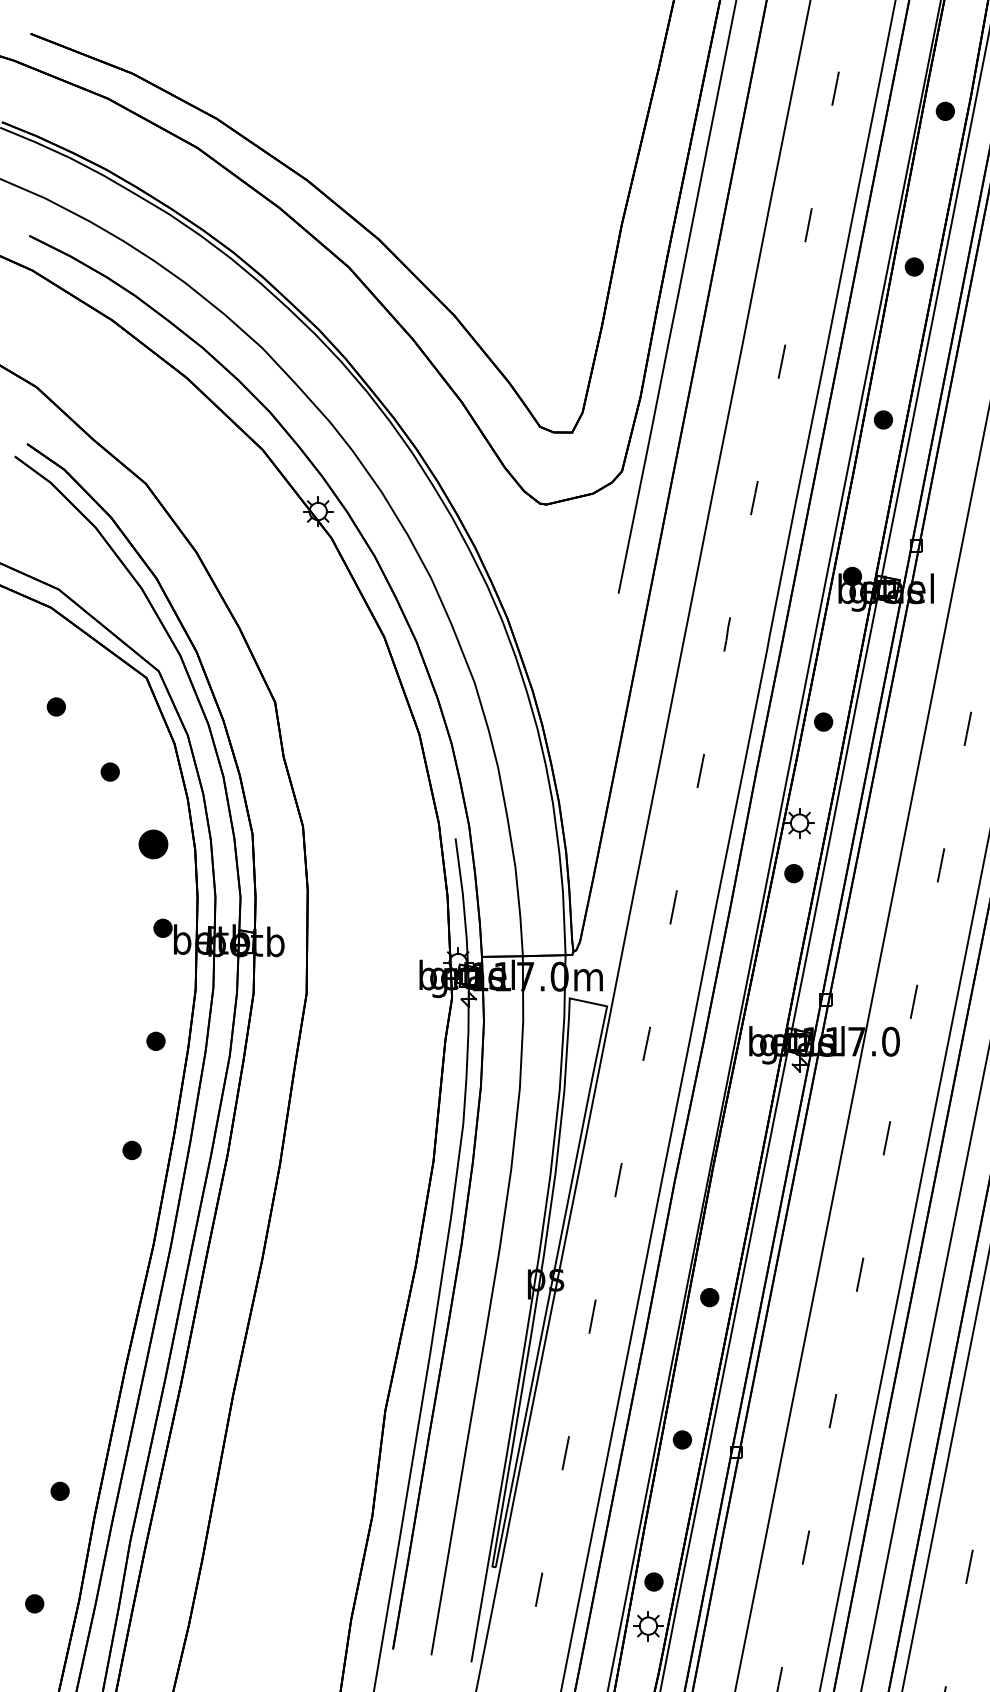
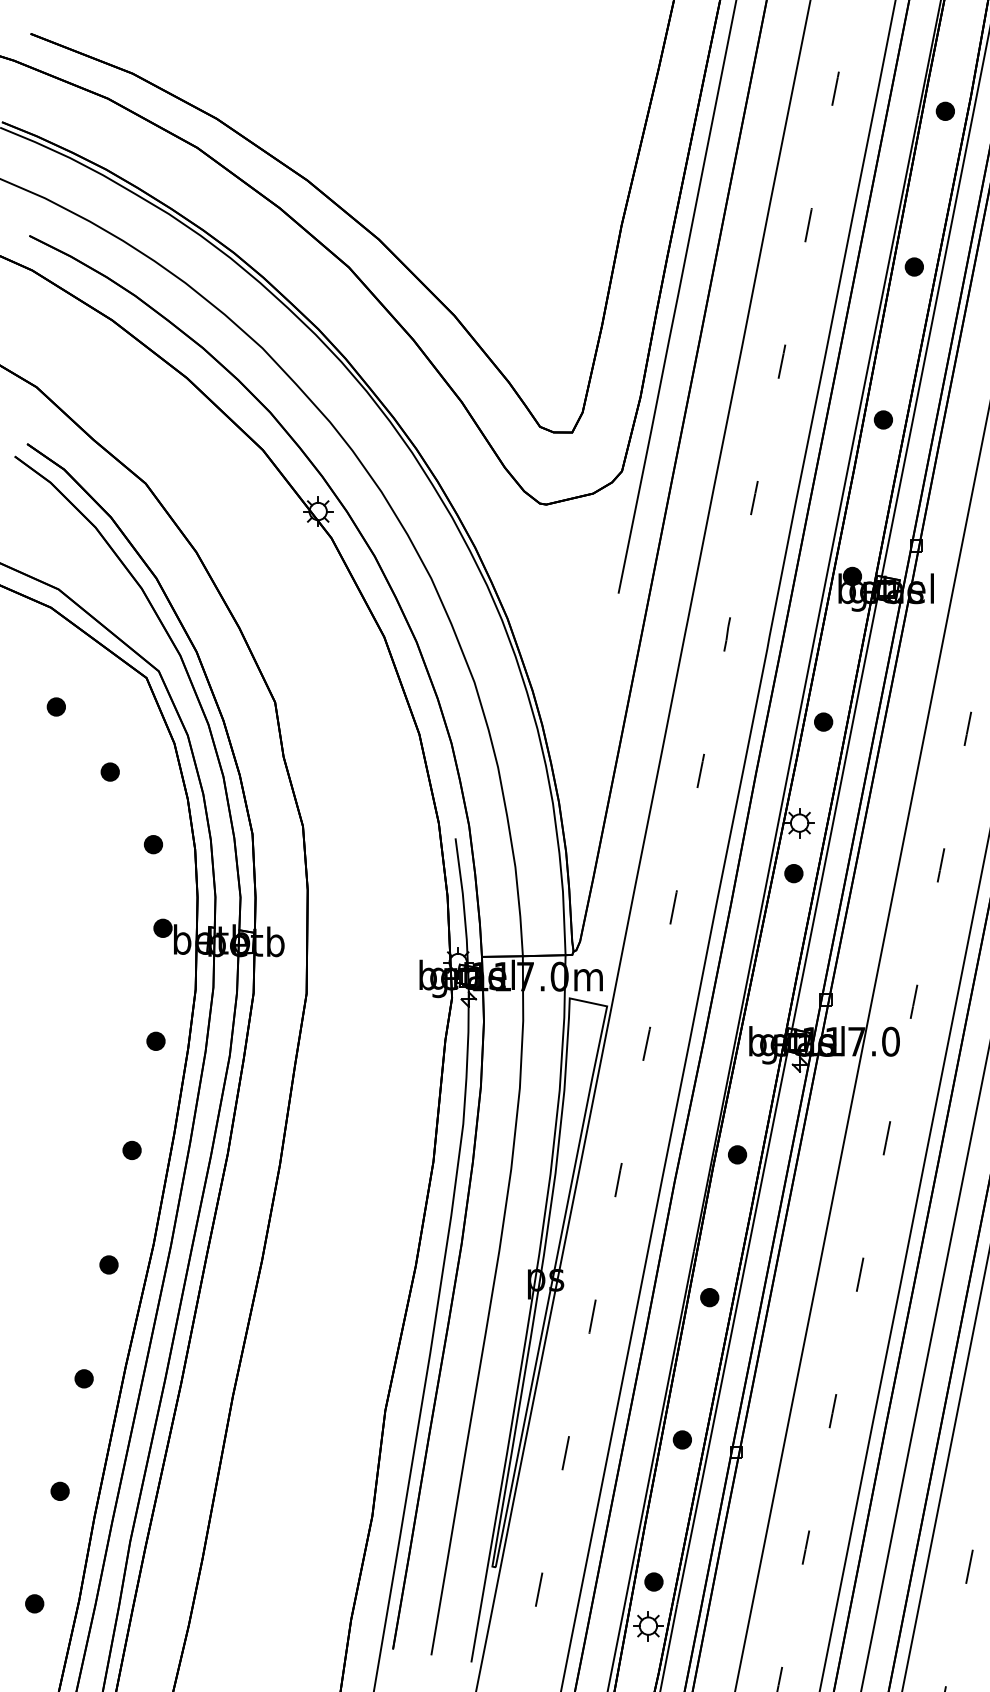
part size: 31x31 px -> 21x20 px (153, 844)
part: none -> present (737, 1154)
part: none -> present (108, 1264)
part: none -> present (83, 1378)
